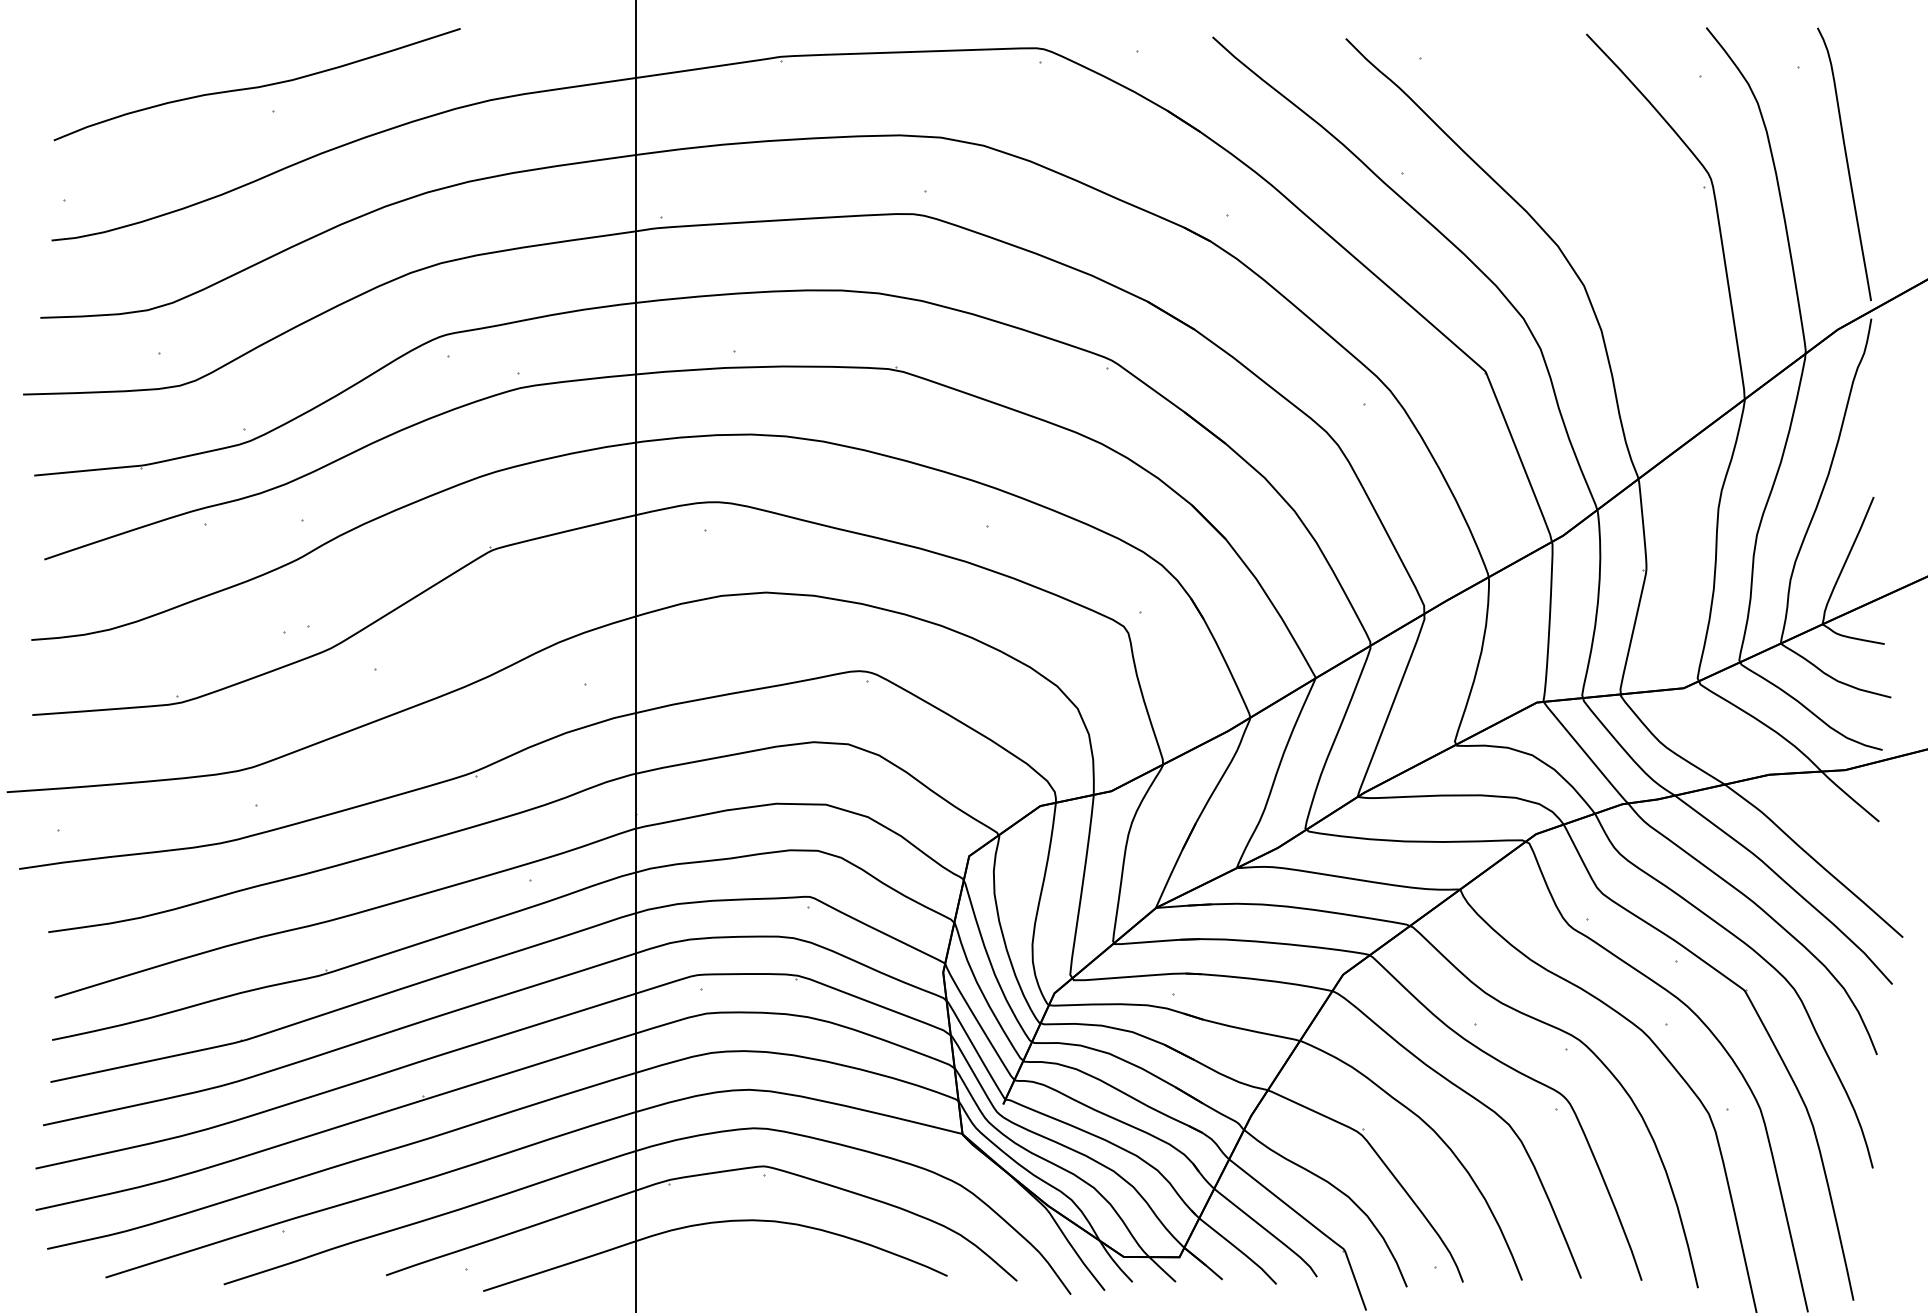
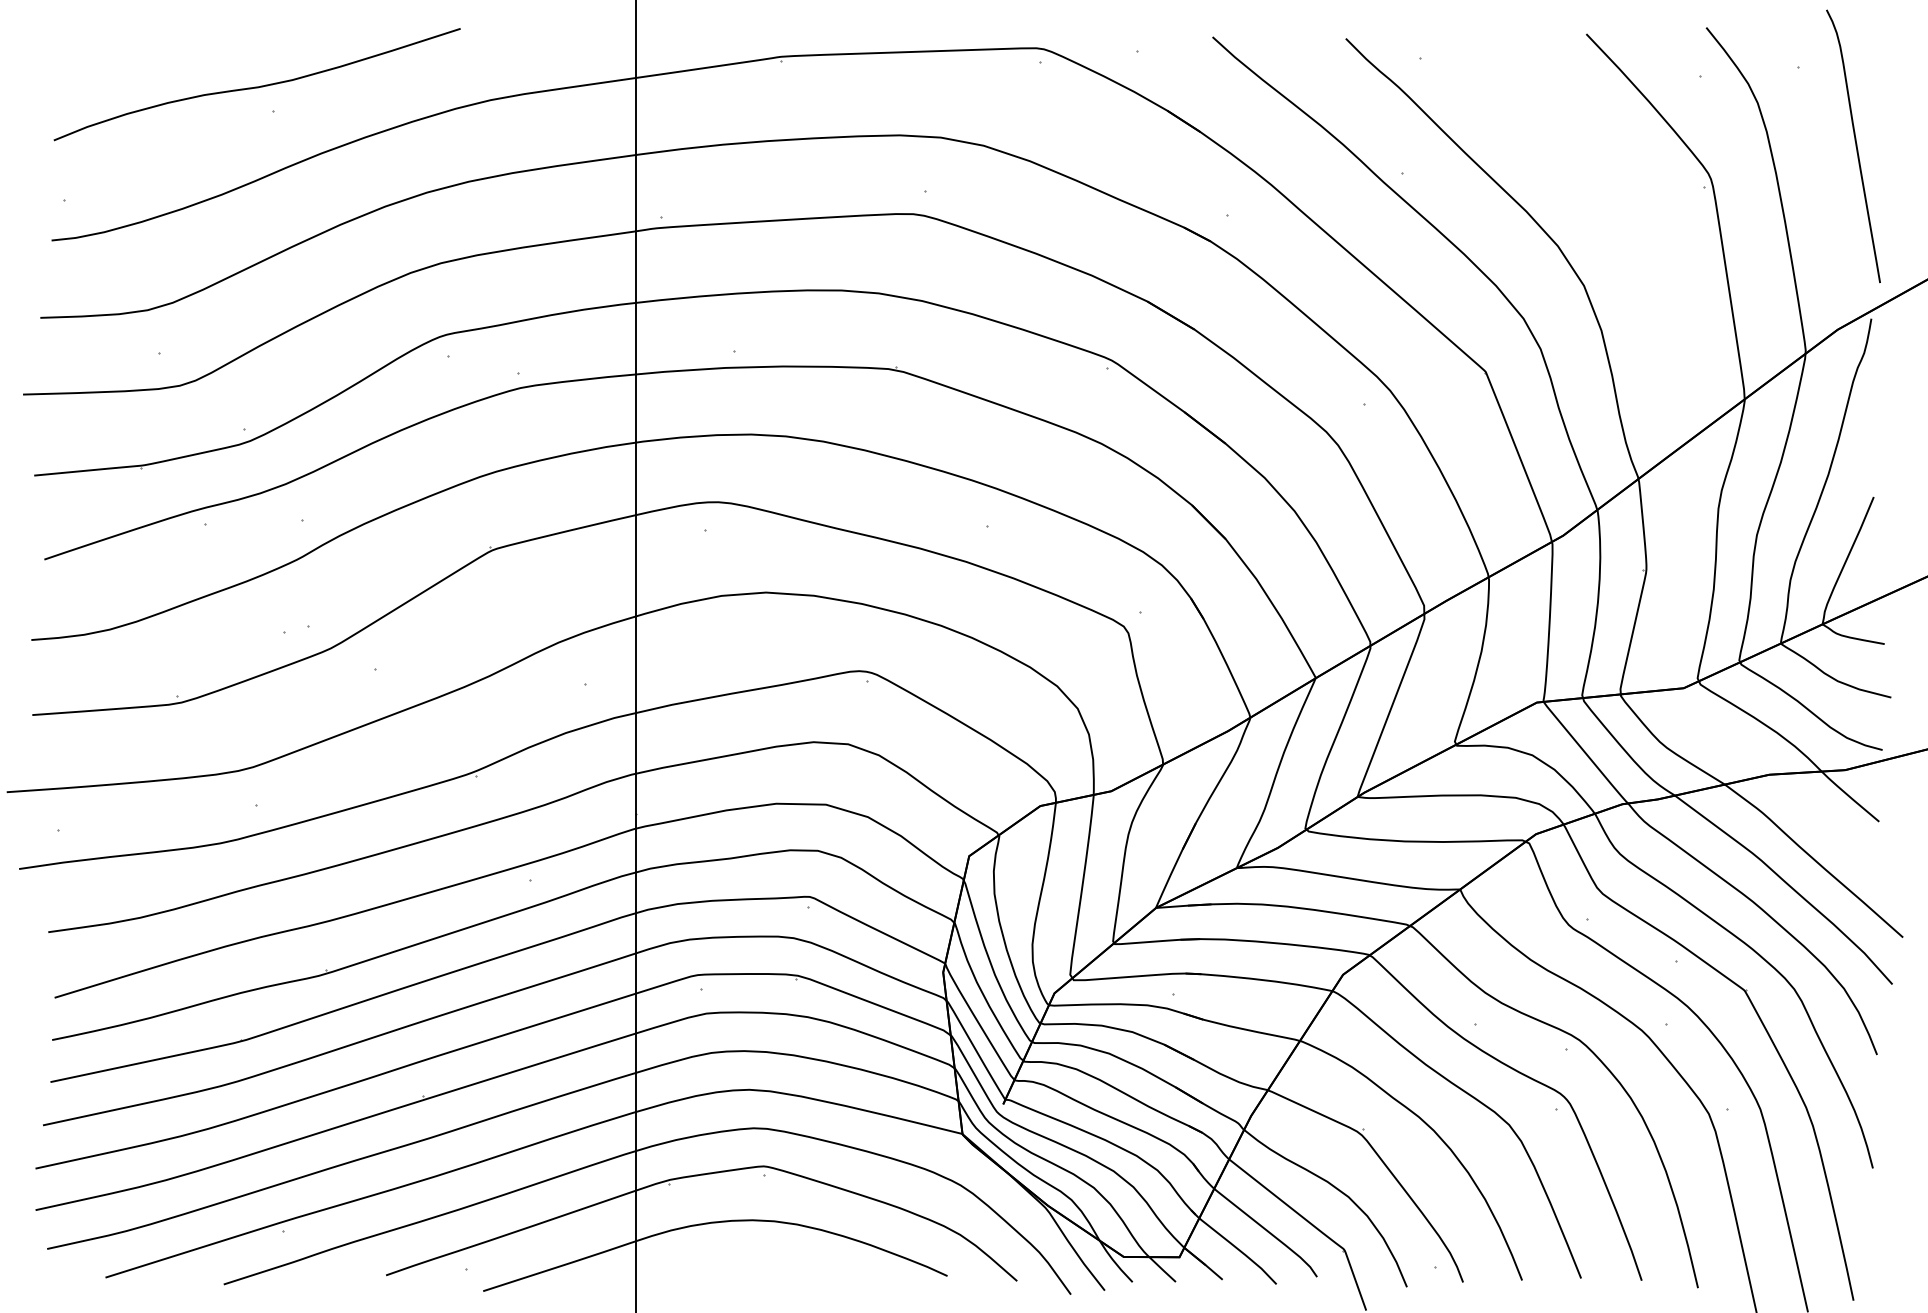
curve position: (1846, 164) -> (1855, 146) (1855, 146)
